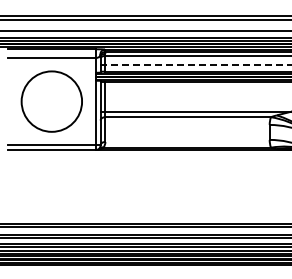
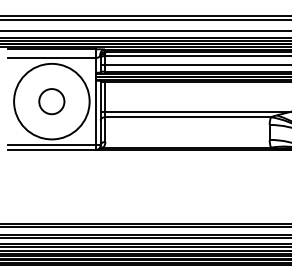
line: dashed -> solid (198, 64)
circle diameter: 60 px -> 76 px (51, 101)
circle: none -> present (51, 101)
